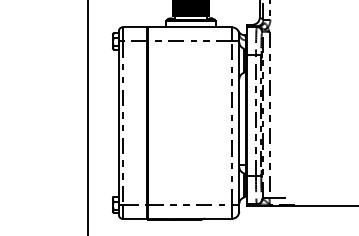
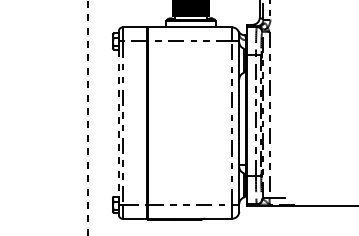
line: solid -> dashed (88, 118)
line: solid -> dashed (118, 123)
